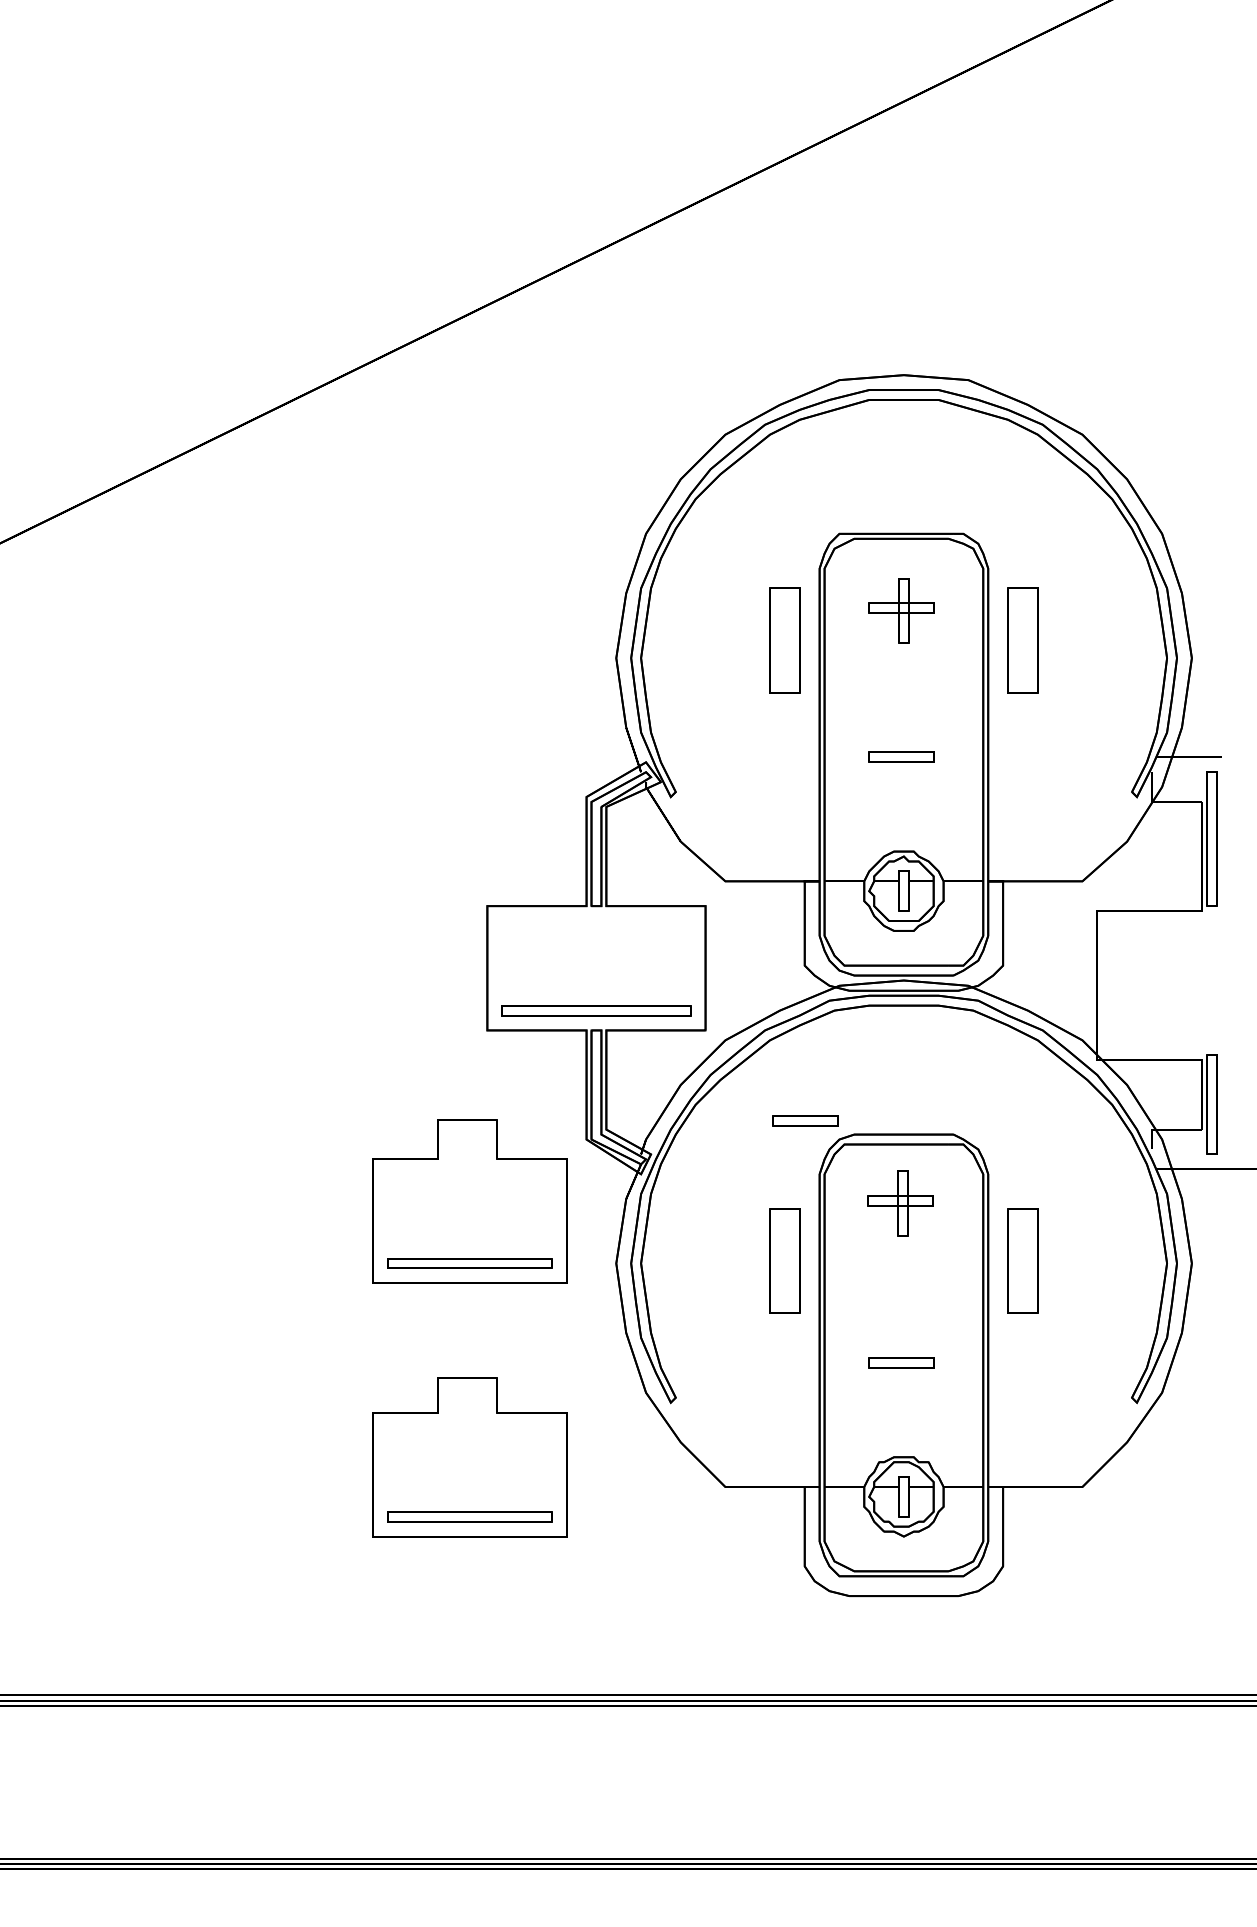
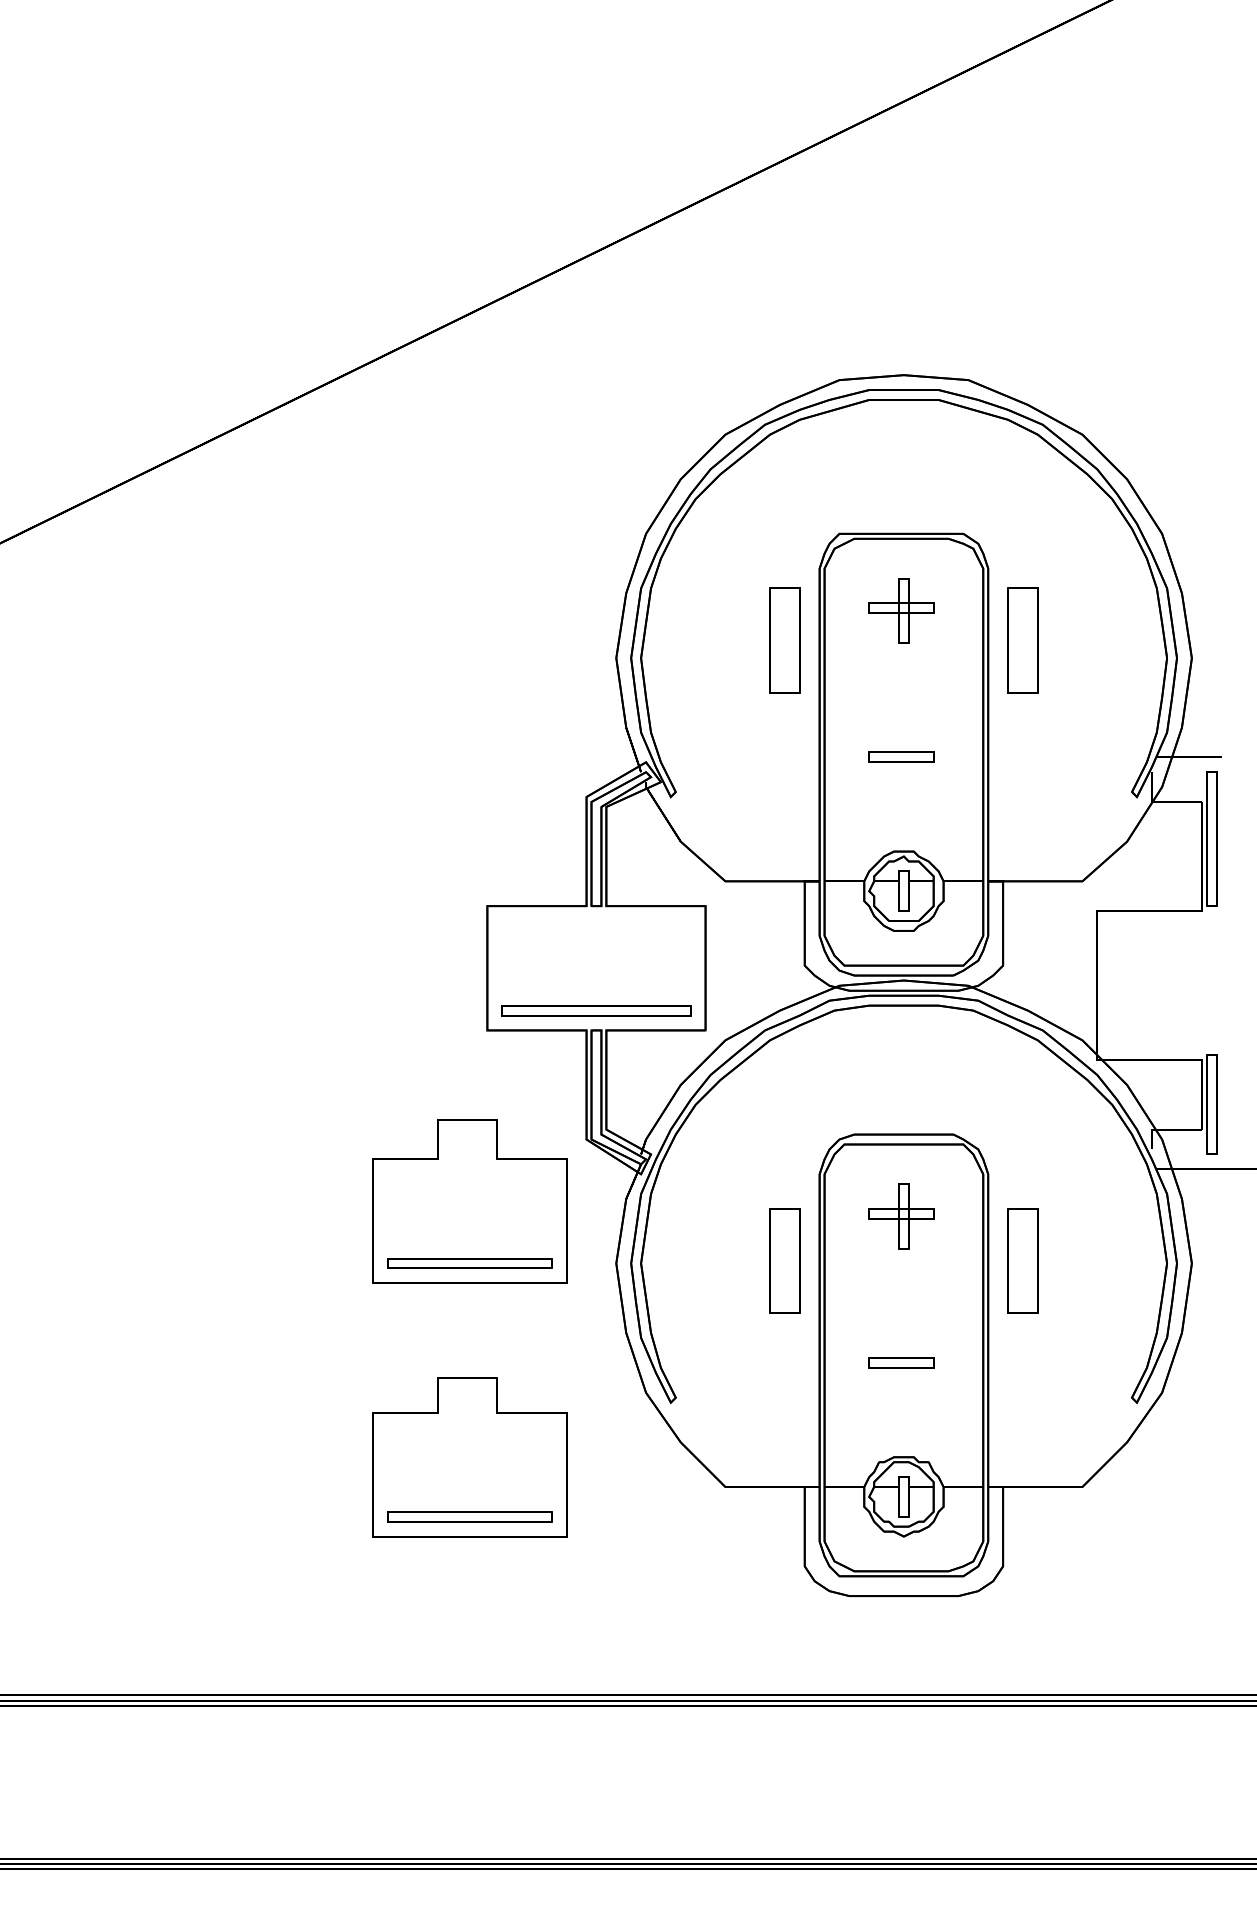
part: present -> none (805, 1120)
part position: (900, 1203) -> (901, 1216) (901, 1216)
